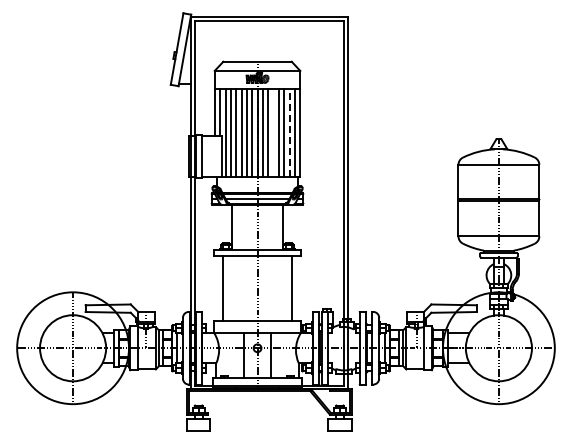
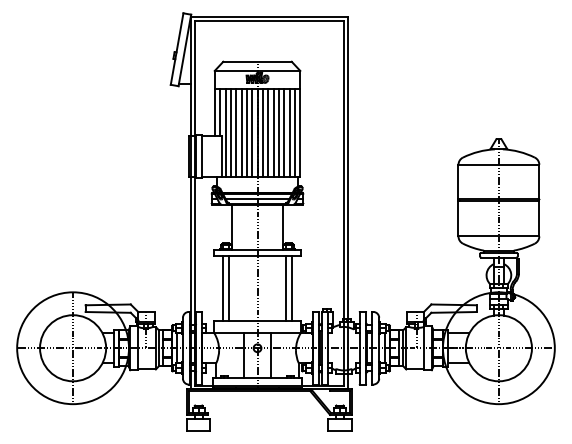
line: none -> present (273, 132)
line: dashed -> solid (289, 132)
line: none -> present (229, 287)
line: none -> present (285, 287)
